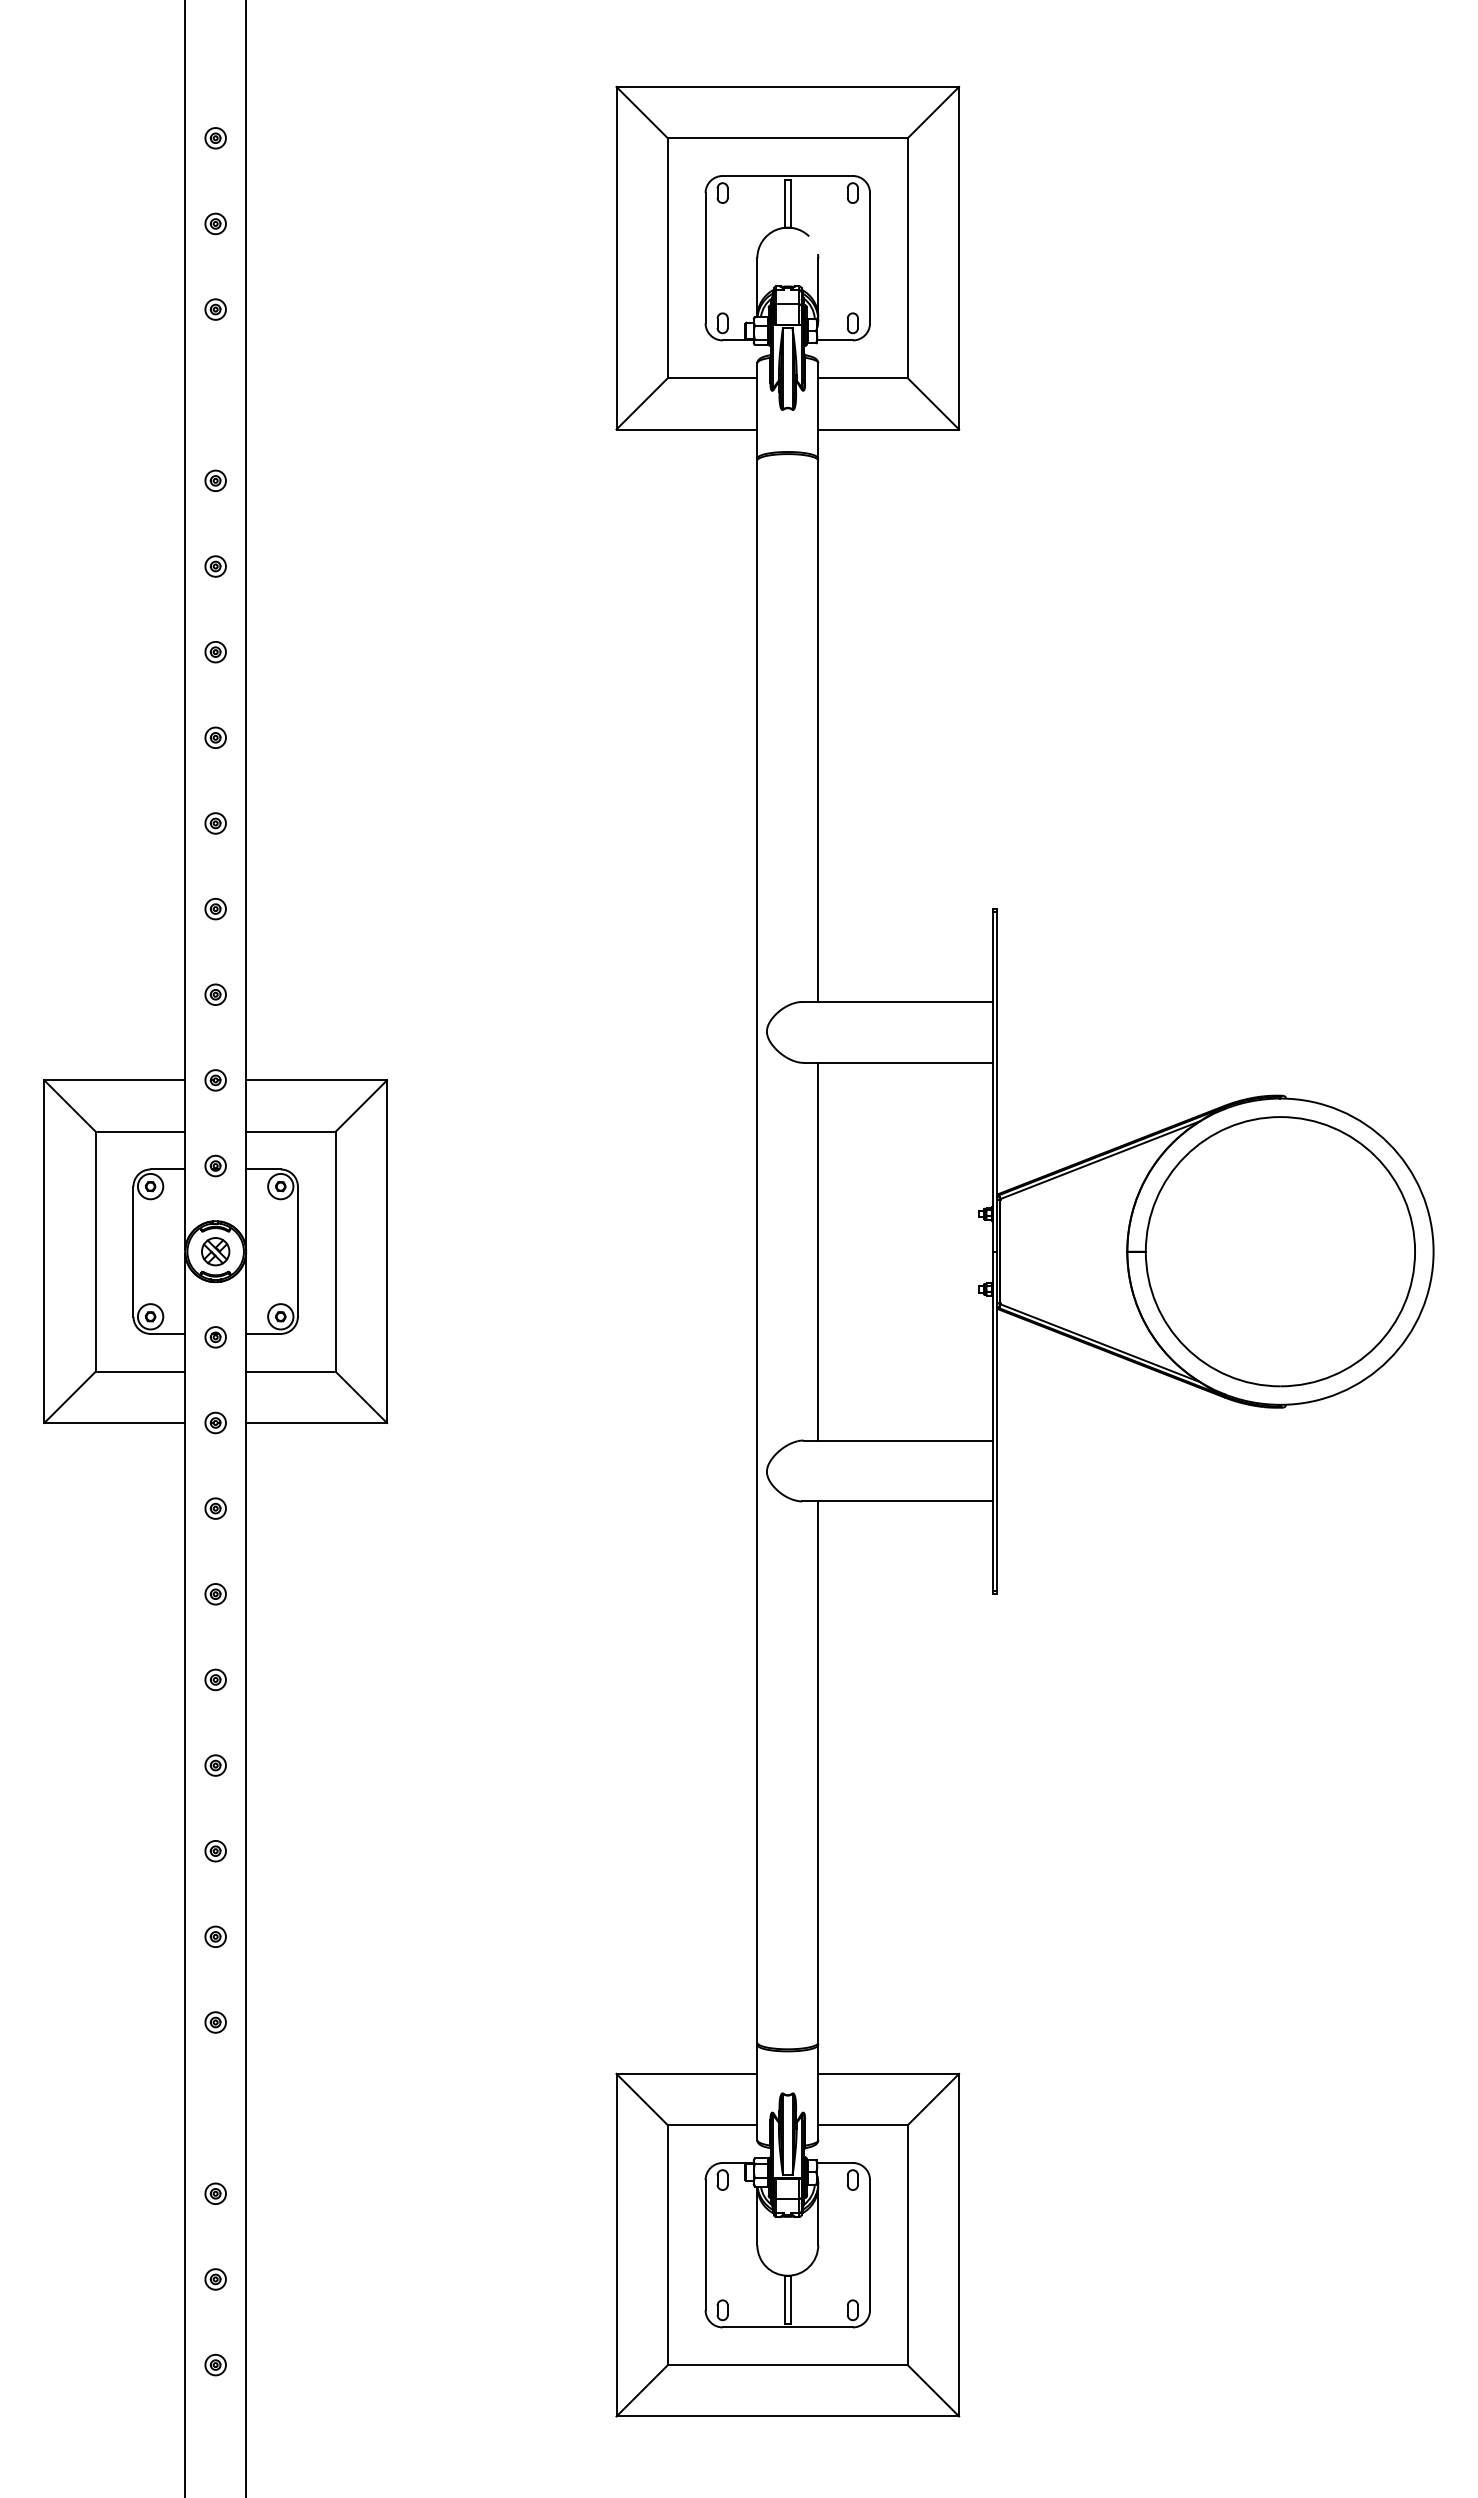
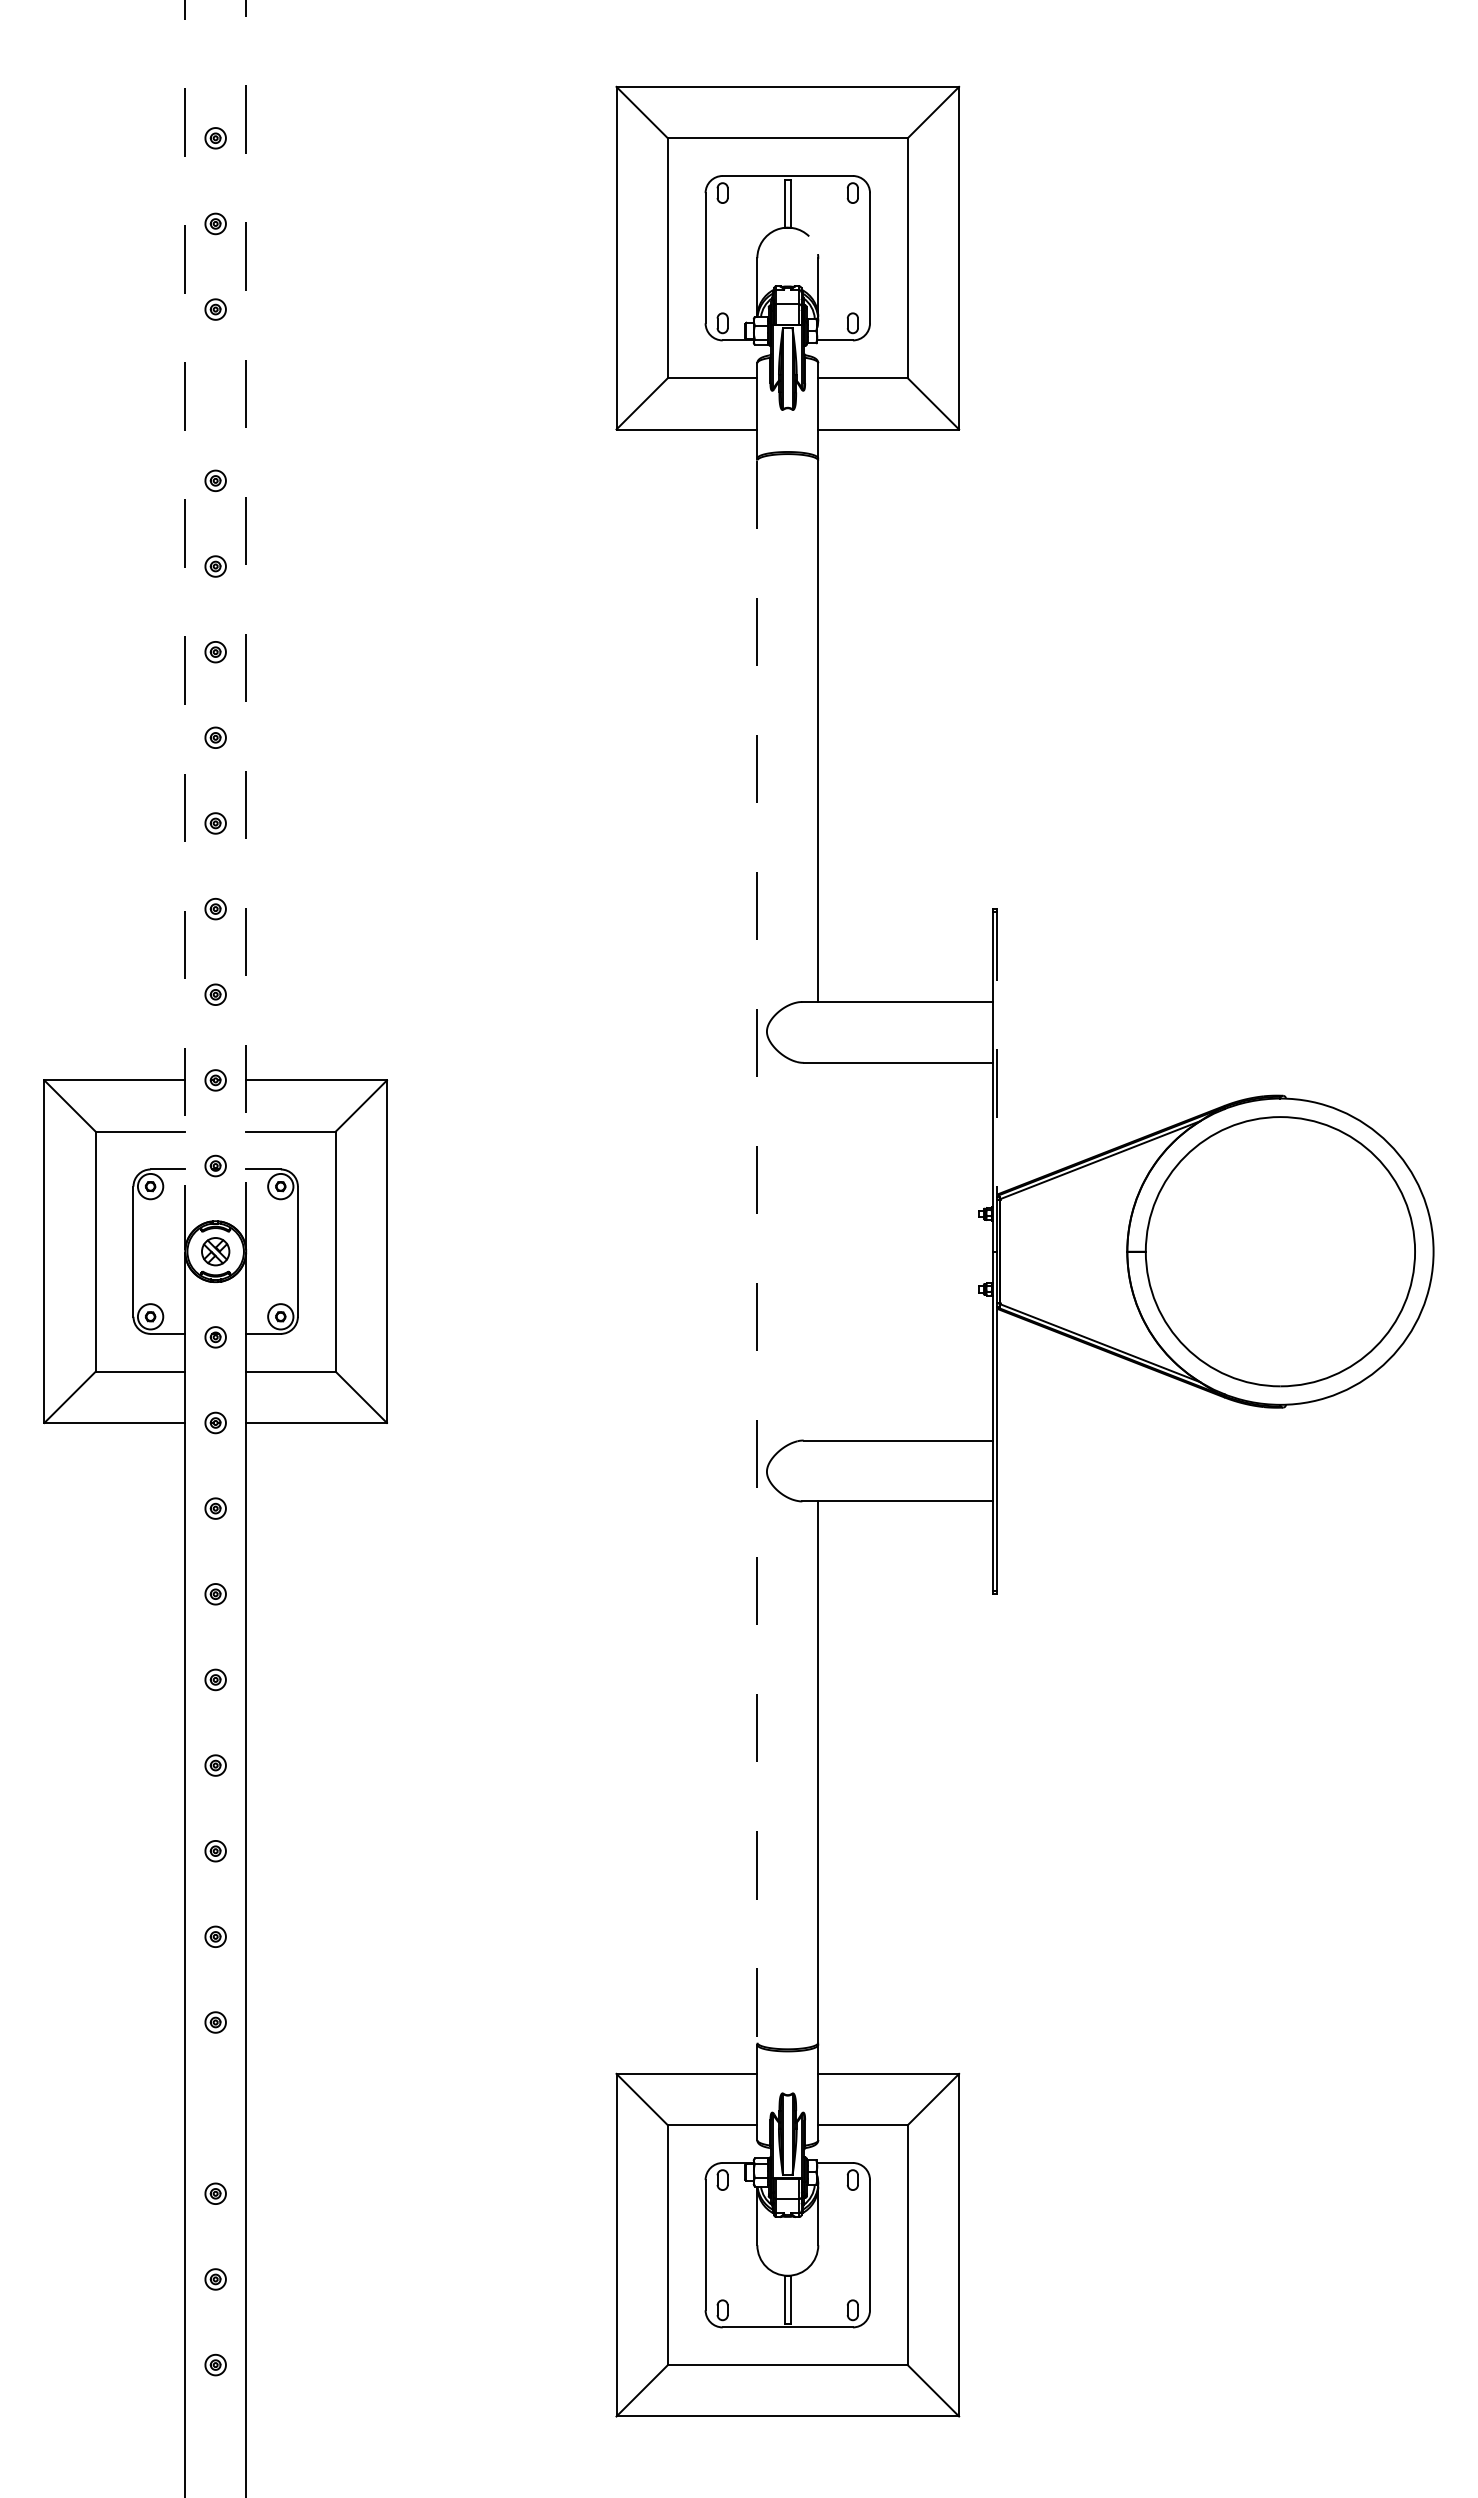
line: solid -> dashed (185, 625)
line: solid -> dashed (246, 625)
line: solid -> dashed (997, 1081)
line: present -> none (818, 1251)
line: solid -> dashed (757, 1252)
